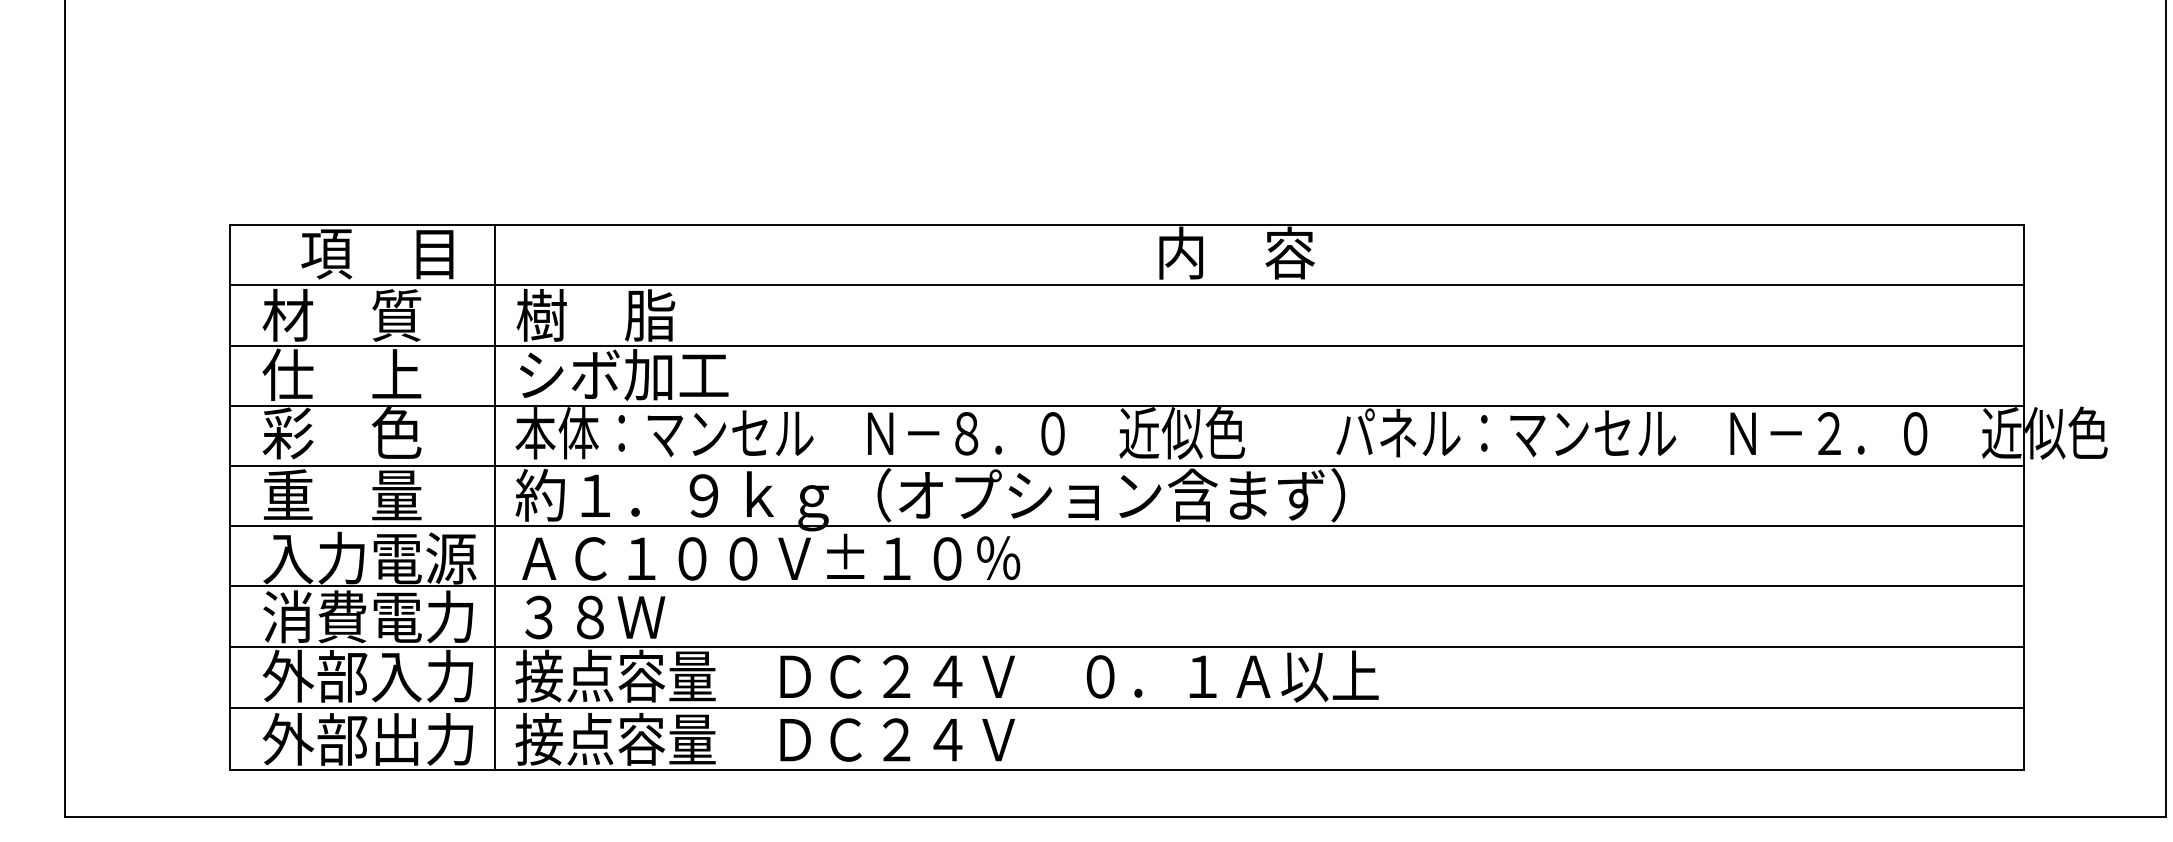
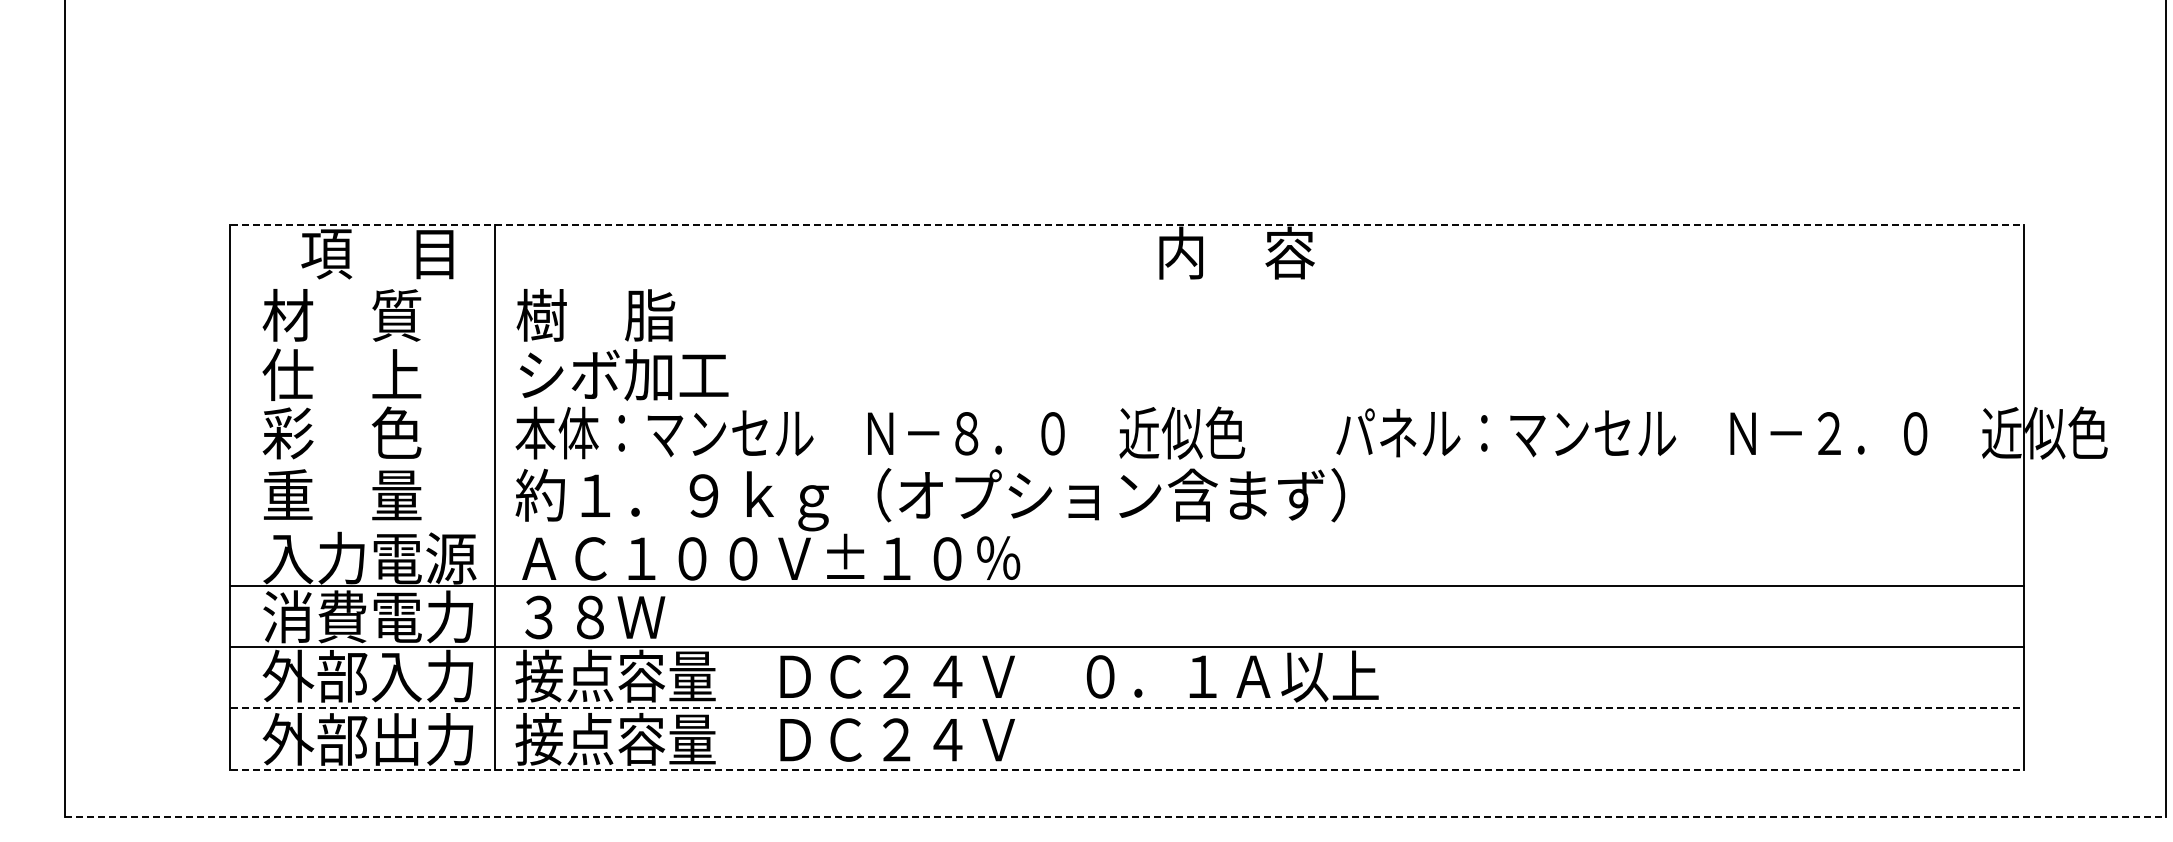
line: solid -> dashed (1127, 224)
line: present -> none (1127, 285)
line: present -> none (1127, 345)
line: present -> none (1127, 405)
line: present -> none (1127, 466)
line: present -> none (1127, 526)
line: solid -> dashed (1127, 708)
line: solid -> dashed (1127, 769)
line: solid -> dashed (1115, 816)
